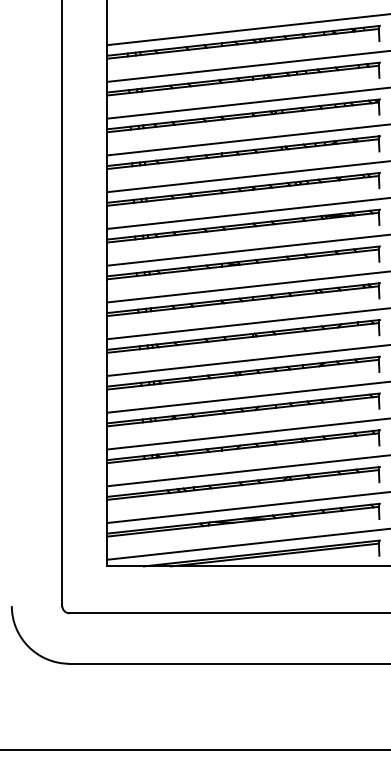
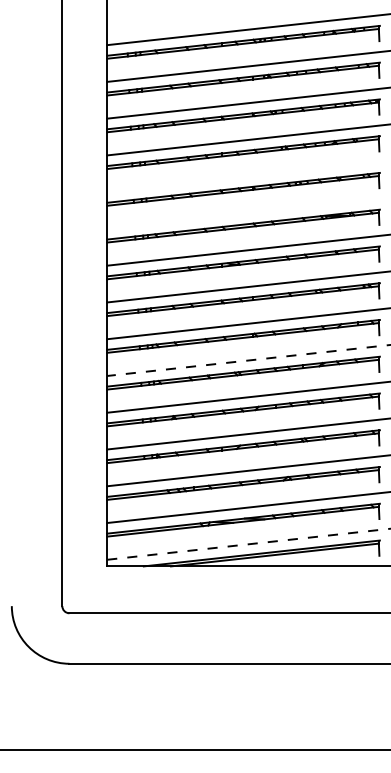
line: present -> none (247, 176)
line: present -> none (247, 213)
line: solid -> dashed (248, 360)
line: solid -> dashed (249, 544)
